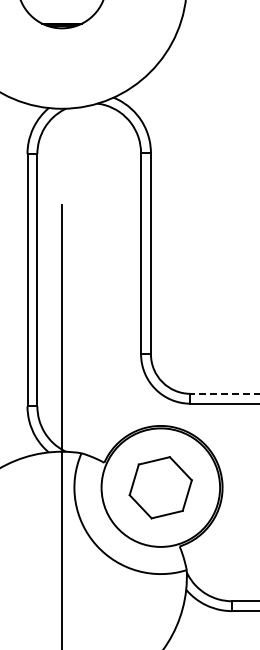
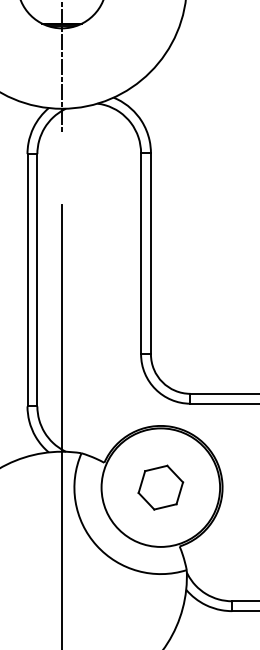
line: none -> present (62, 68)
line: dashed -> solid (224, 393)
part size: 65x64 px -> 48x47 px (160, 487)
